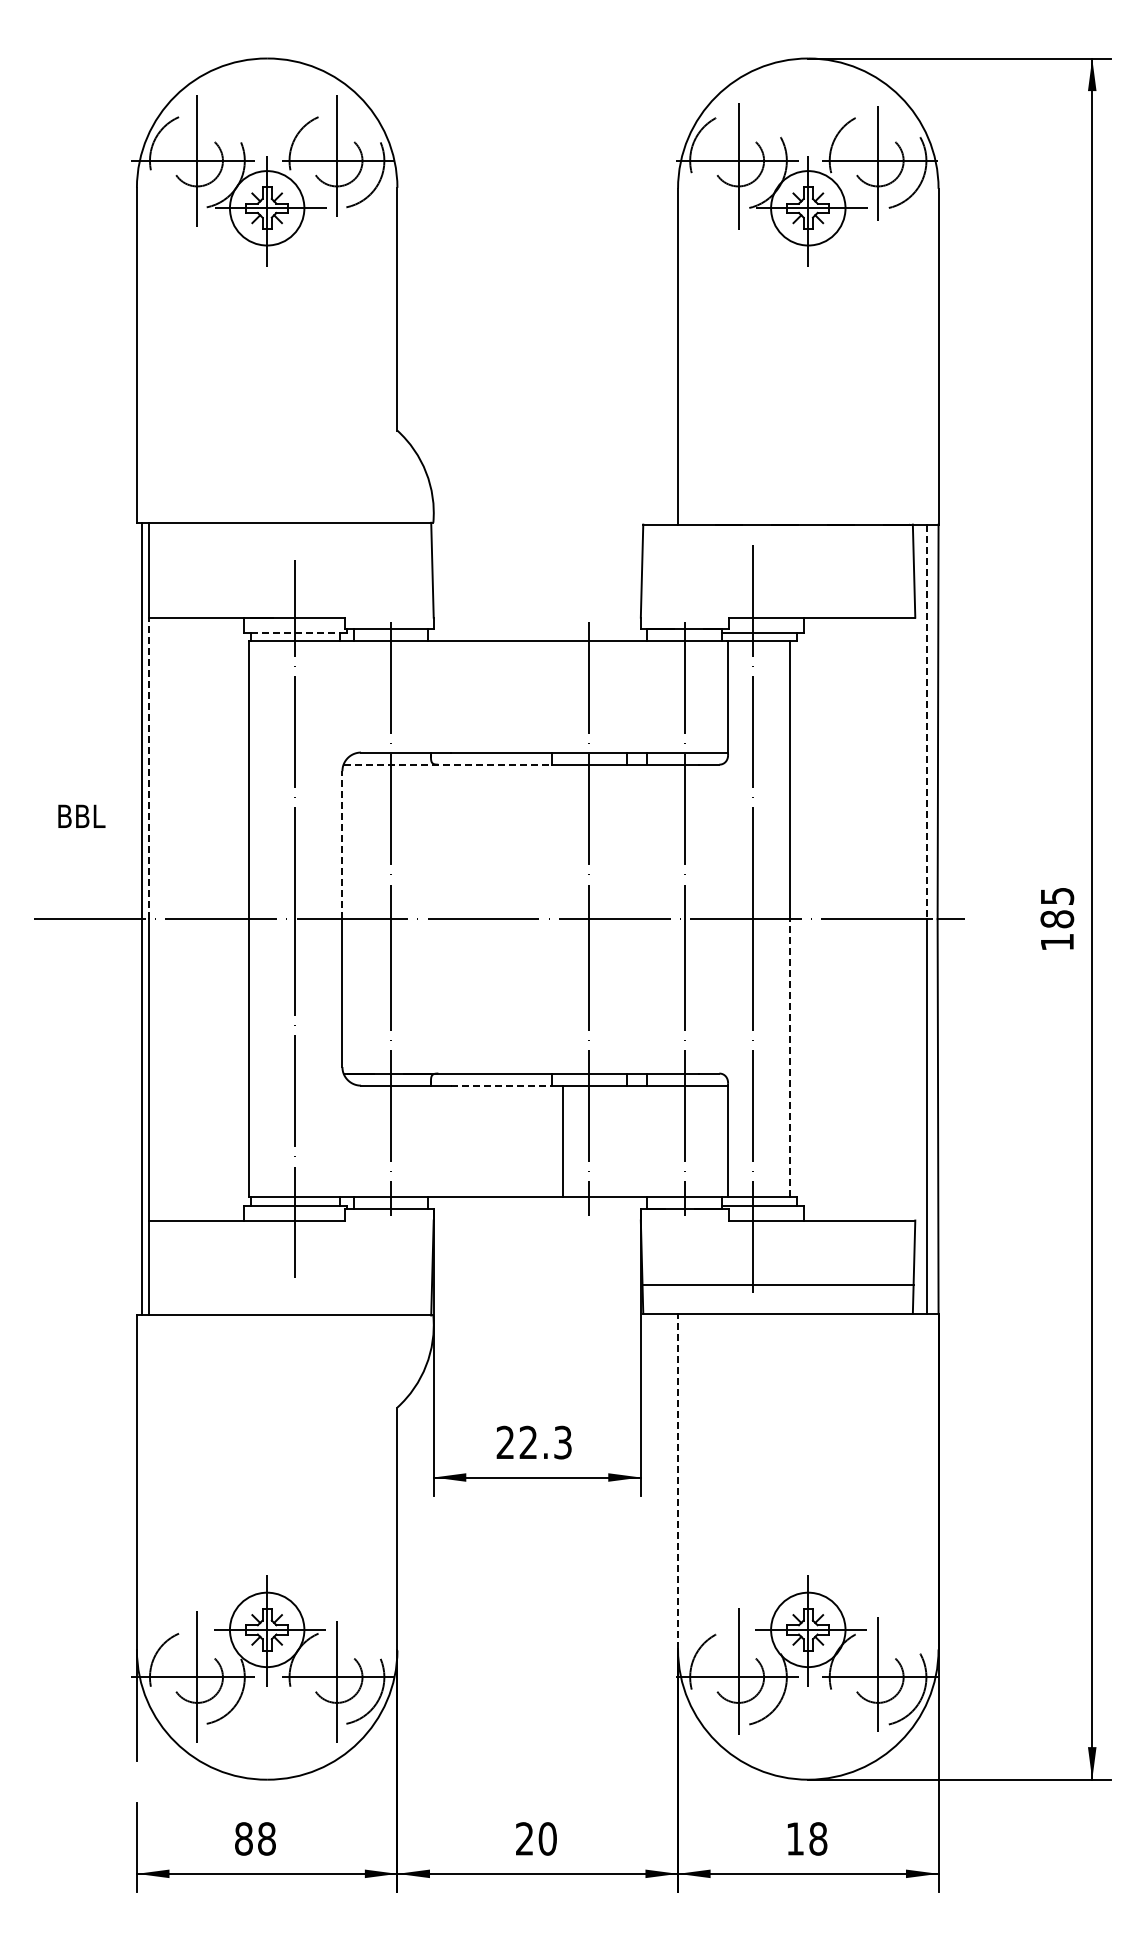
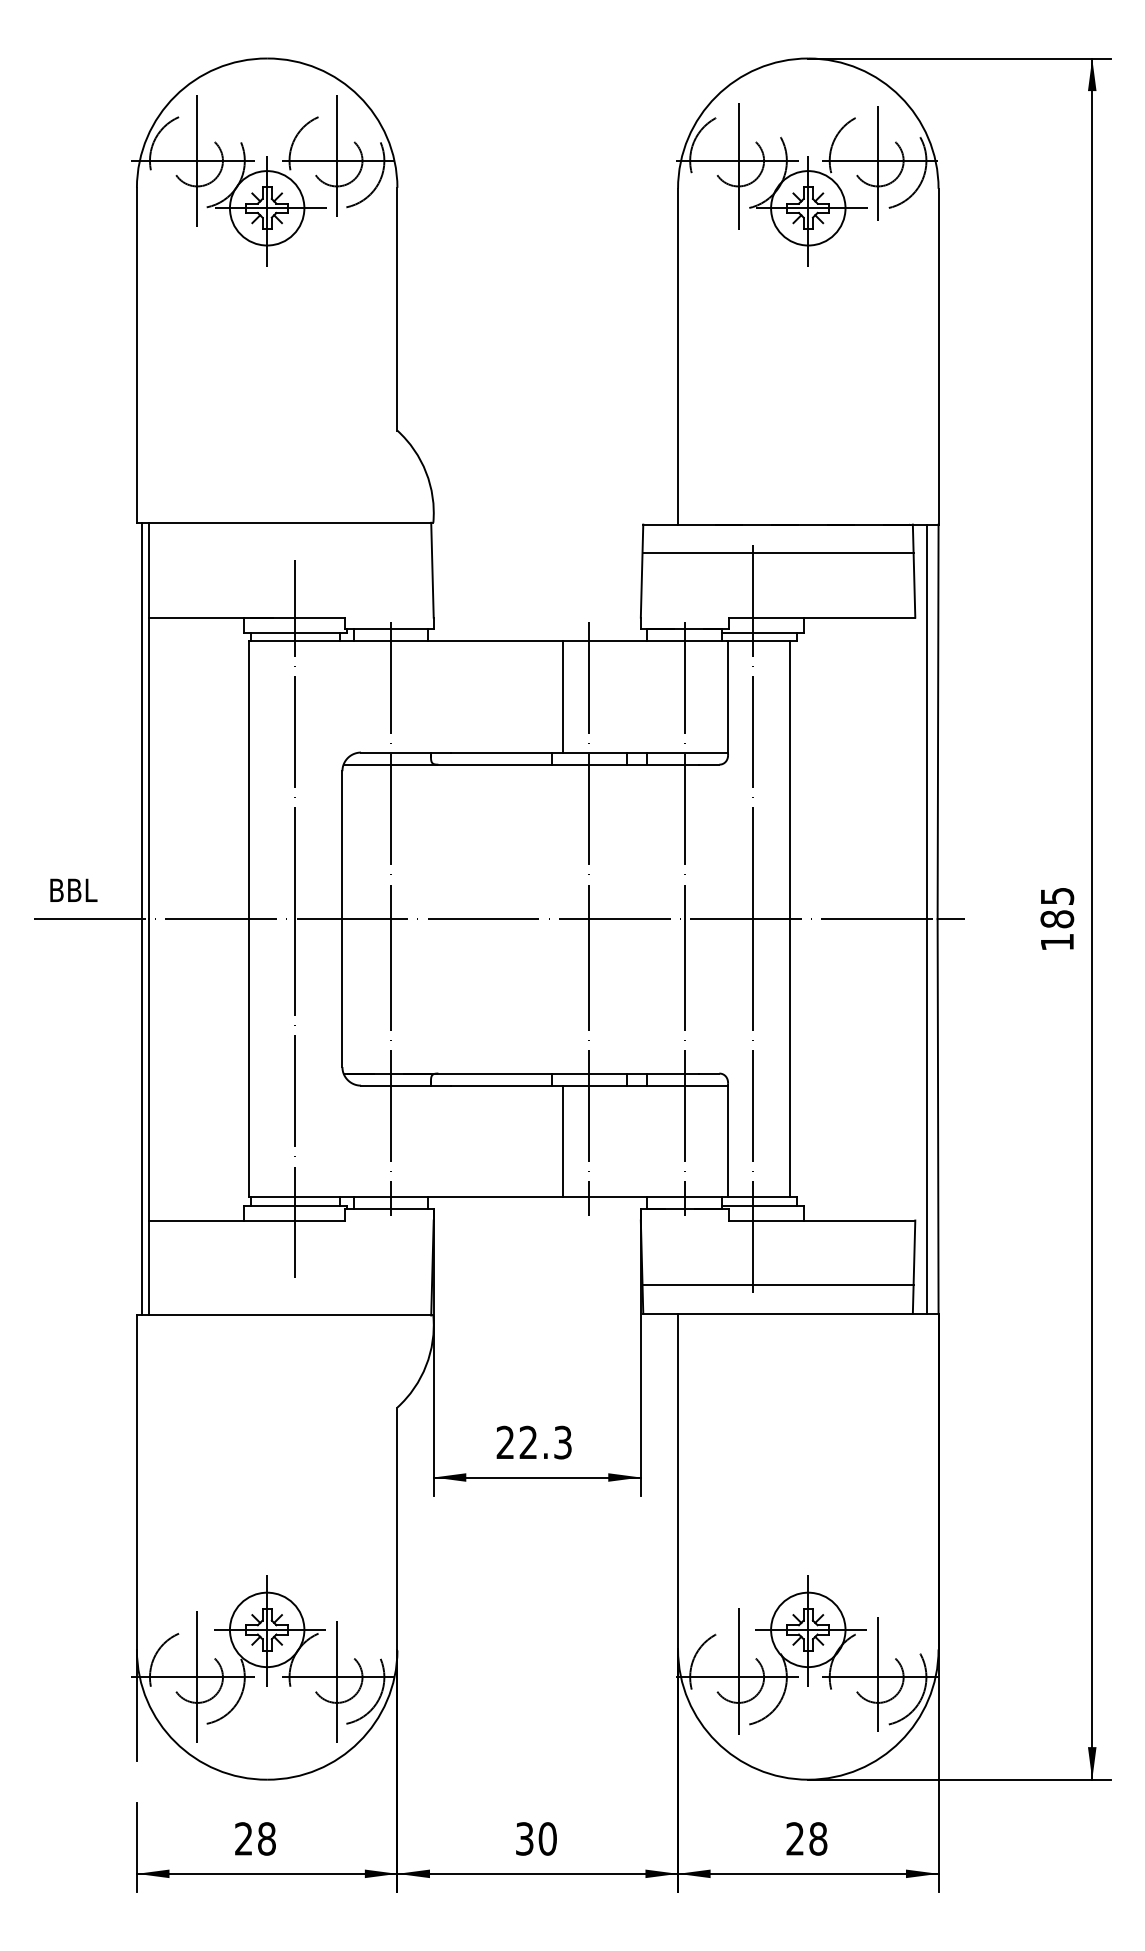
line: none -> present (777, 553)
line: dashed -> solid (295, 632)
line: none -> present (563, 696)
line: dashed -> solid (927, 722)
line: dashed -> solid (448, 764)
line: dashed -> solid (149, 768)
text position: (81, 815) -> (73, 889) (73, 889)
line: dashed -> solid (342, 845)
line: dashed -> solid (790, 1057)
line: dashed -> solid (502, 1085)
line: dashed -> solid (678, 1481)
text: 88 -> 28 (243, 1838)
text: 20 -> 30 (524, 1838)
text: 18 -> 28 (794, 1838)
